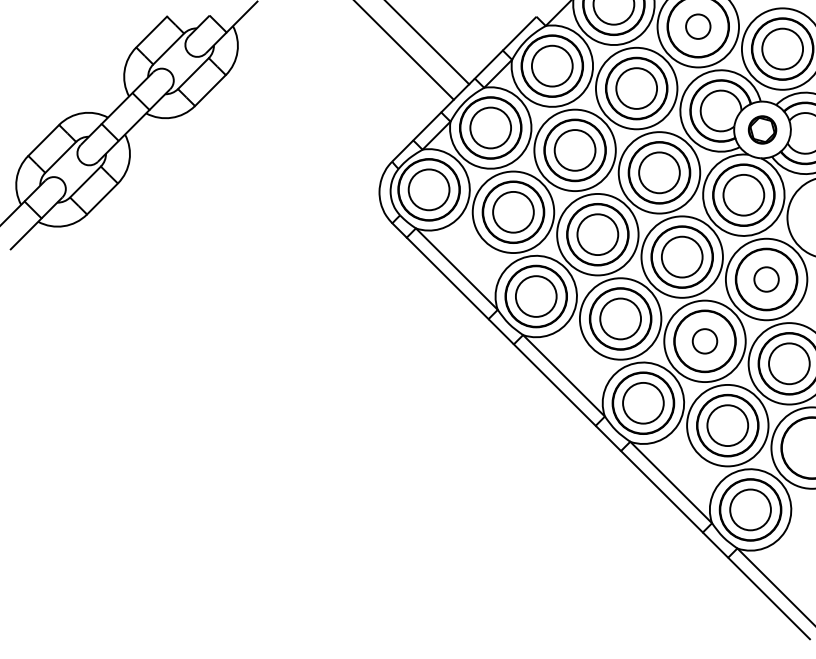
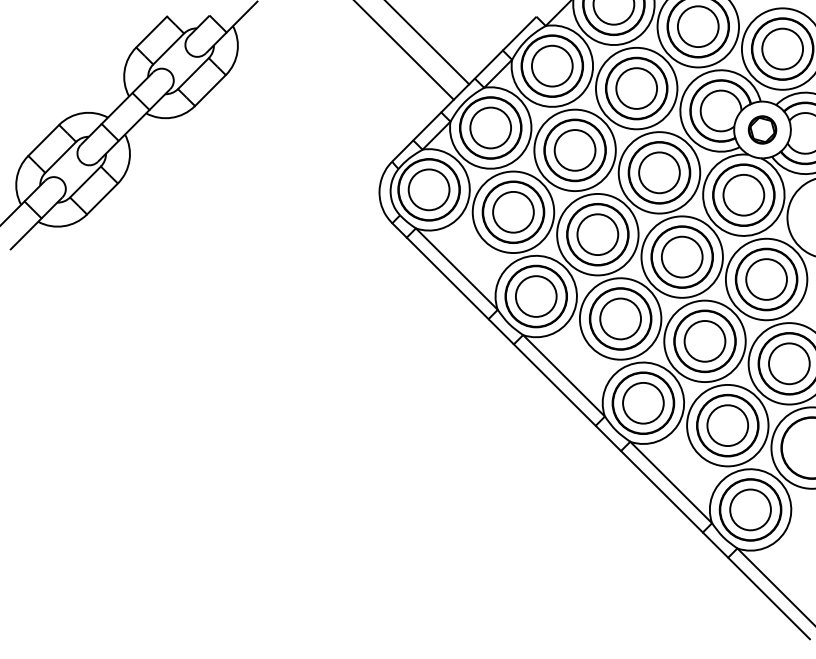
circle diameter: 24 px -> 41 px (697, 26)
circle diameter: 24 px -> 41 px (766, 279)
circle diameter: 24 px -> 41 px (704, 340)
